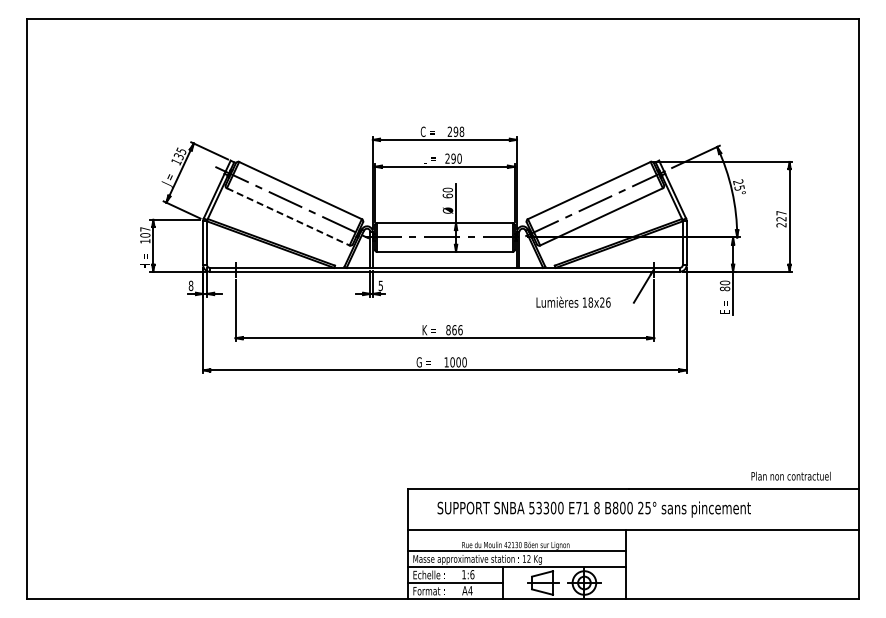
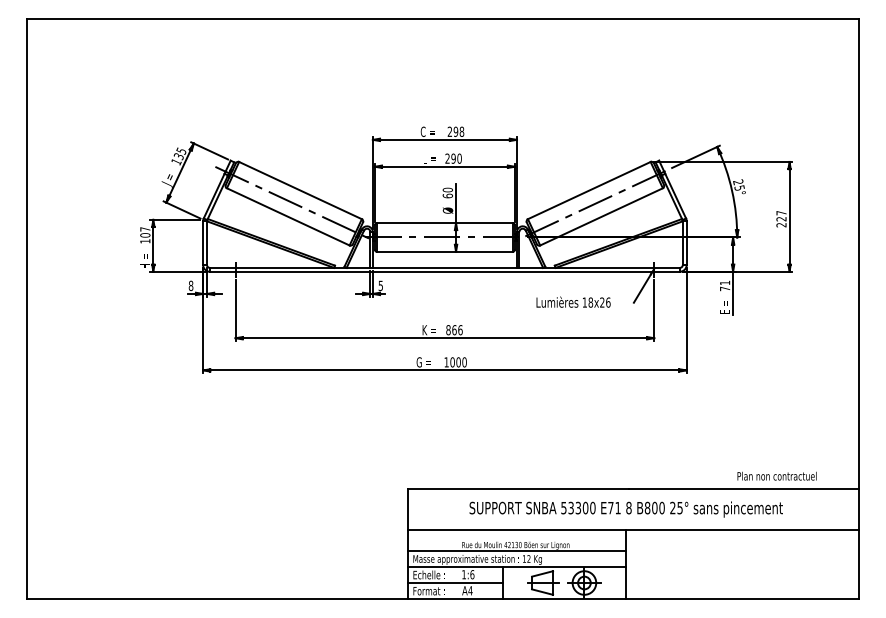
line: dashed -> solid (288, 216)
text: 80 -> 71 (725, 285)
text position: (790, 475) -> (776, 475) (776, 475)
text position: (593, 509) -> (625, 509) (625, 509)
